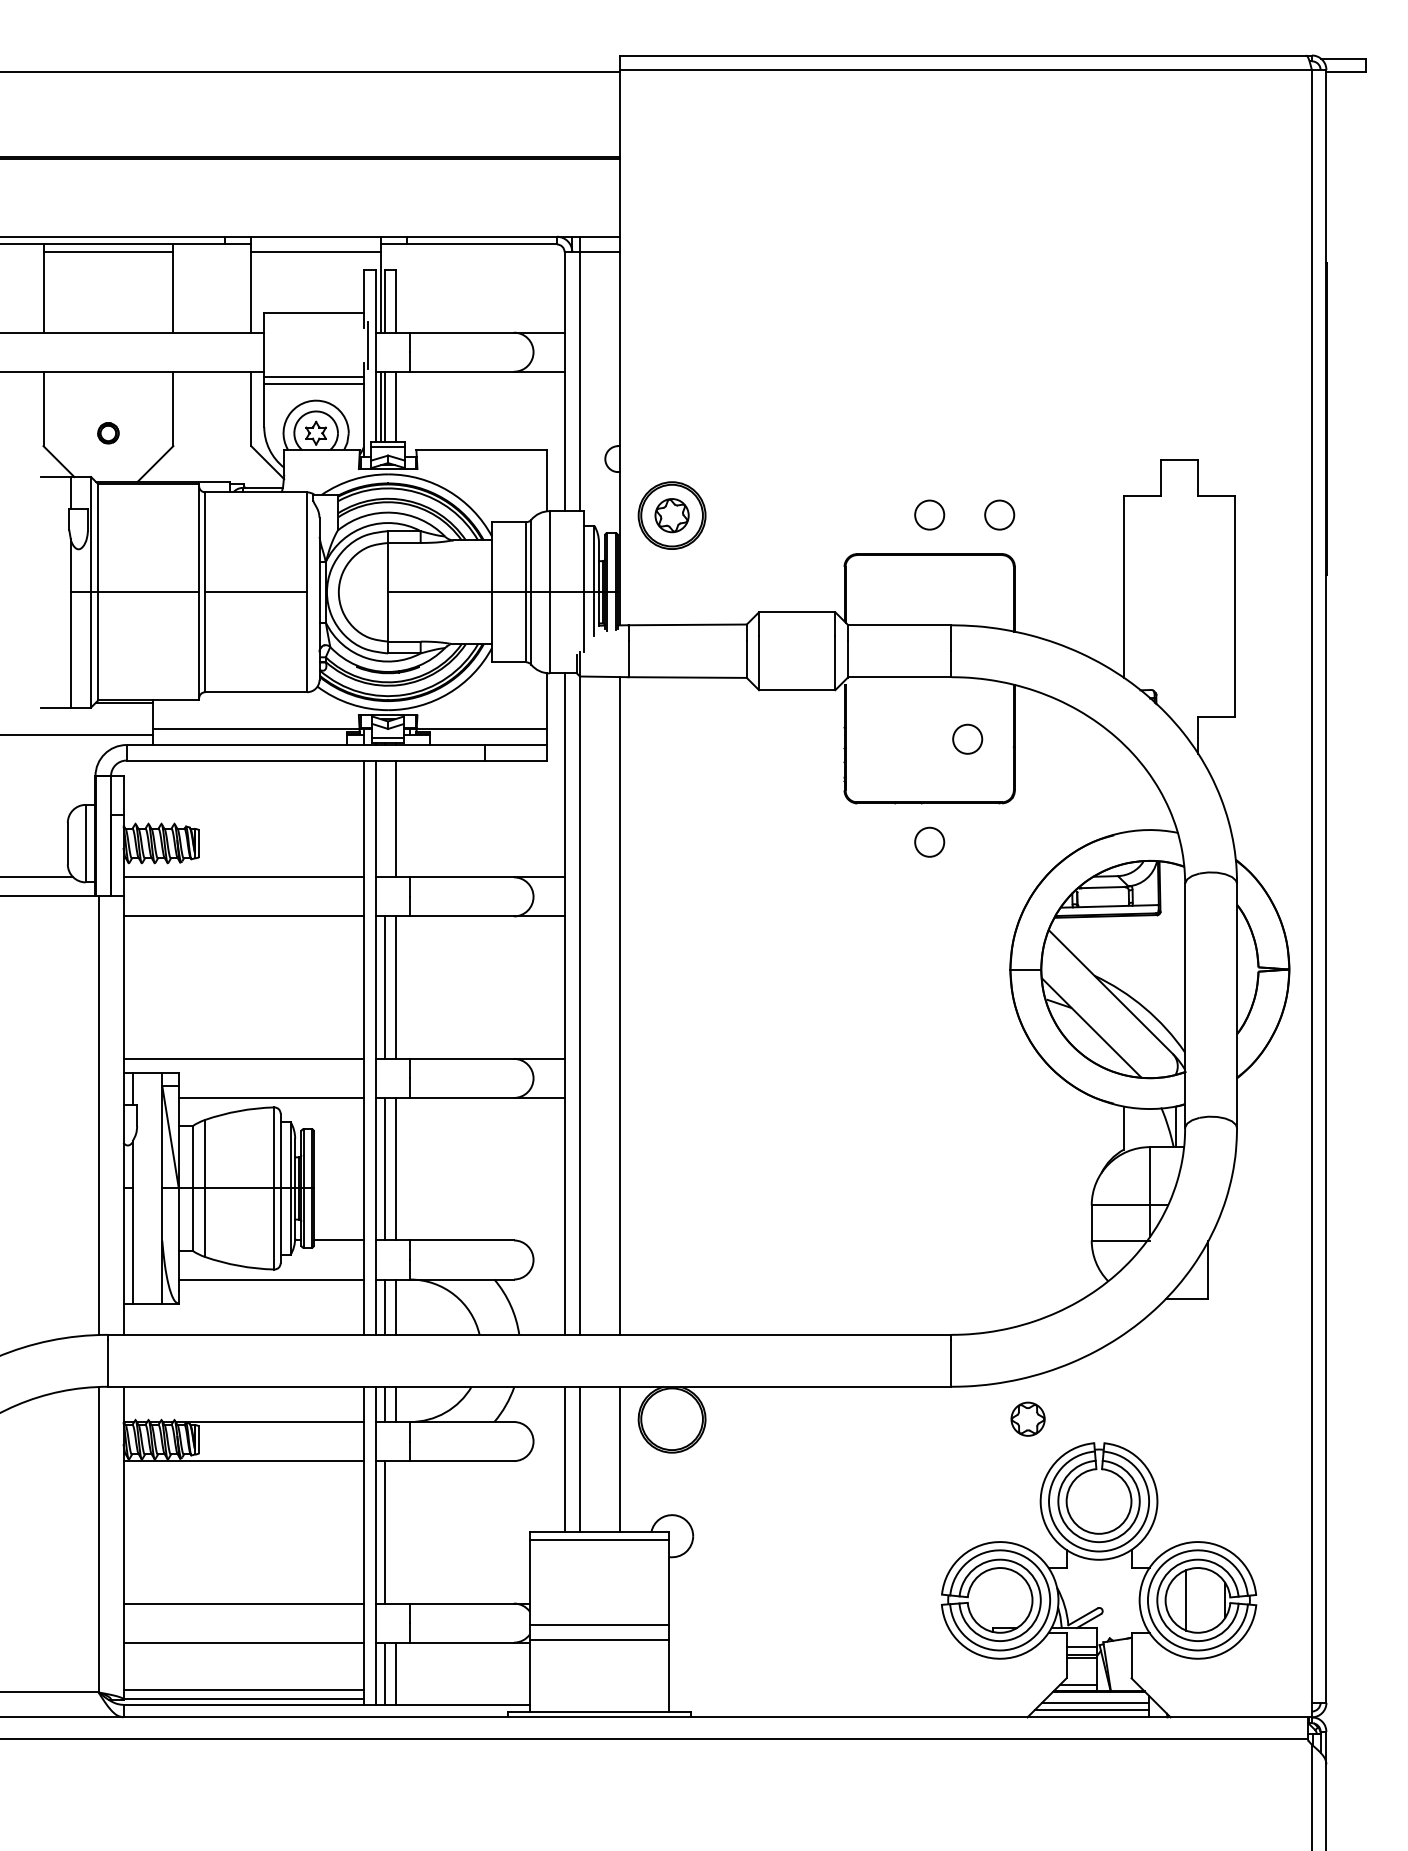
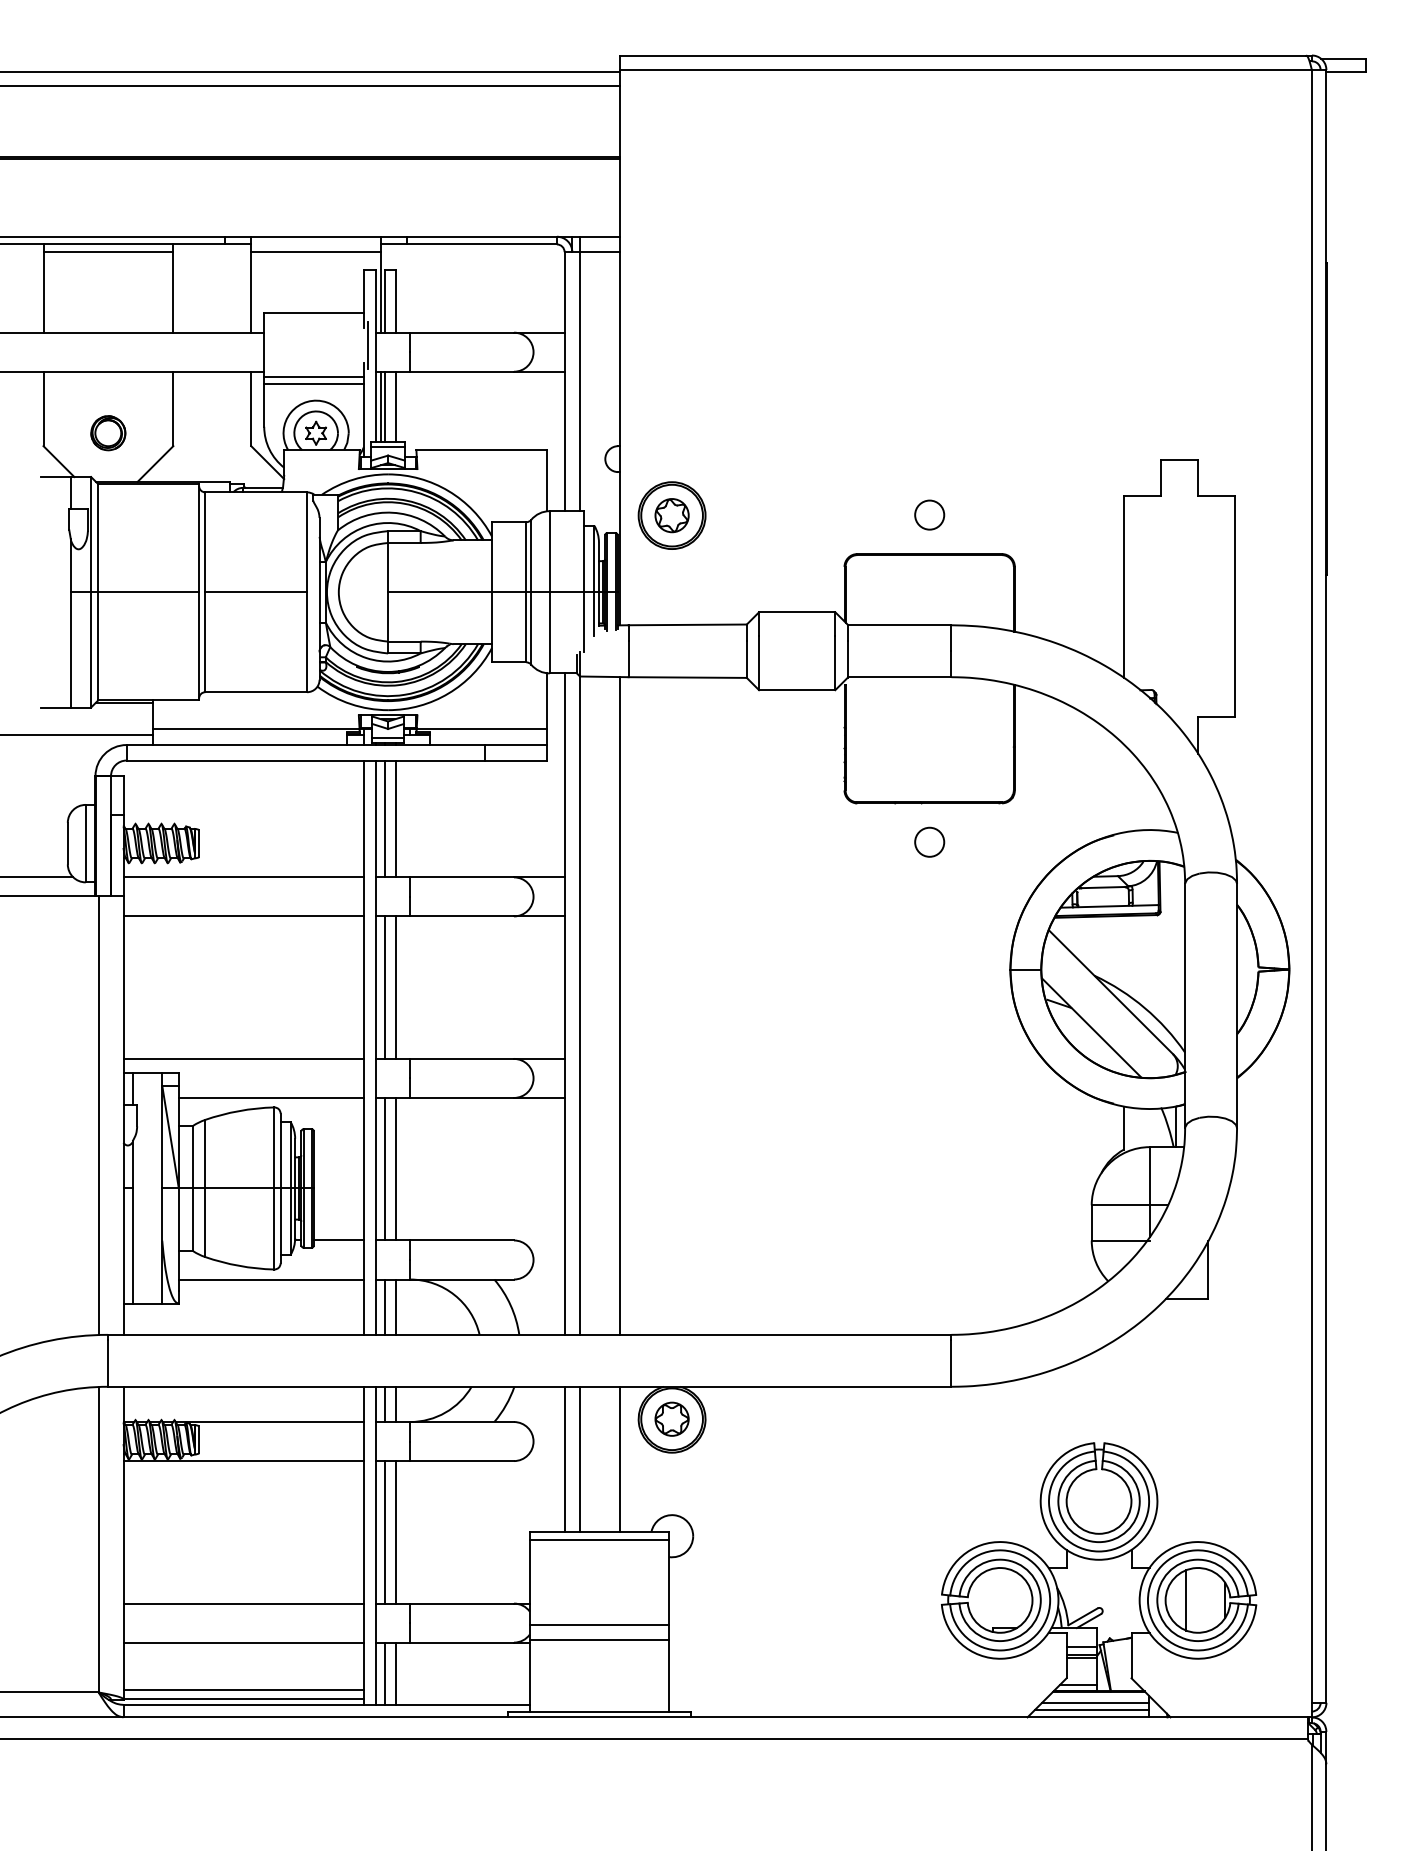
line: none -> present (311, 86)
part size: 23x23 px -> 37x37 px (108, 433)
circle: present -> none (999, 514)
circle: present -> none (967, 738)
line: none -> present (384, 818)
part position: (1027, 1418) -> (671, 1418) (671, 1418)
line: none -> present (396, 1532)
